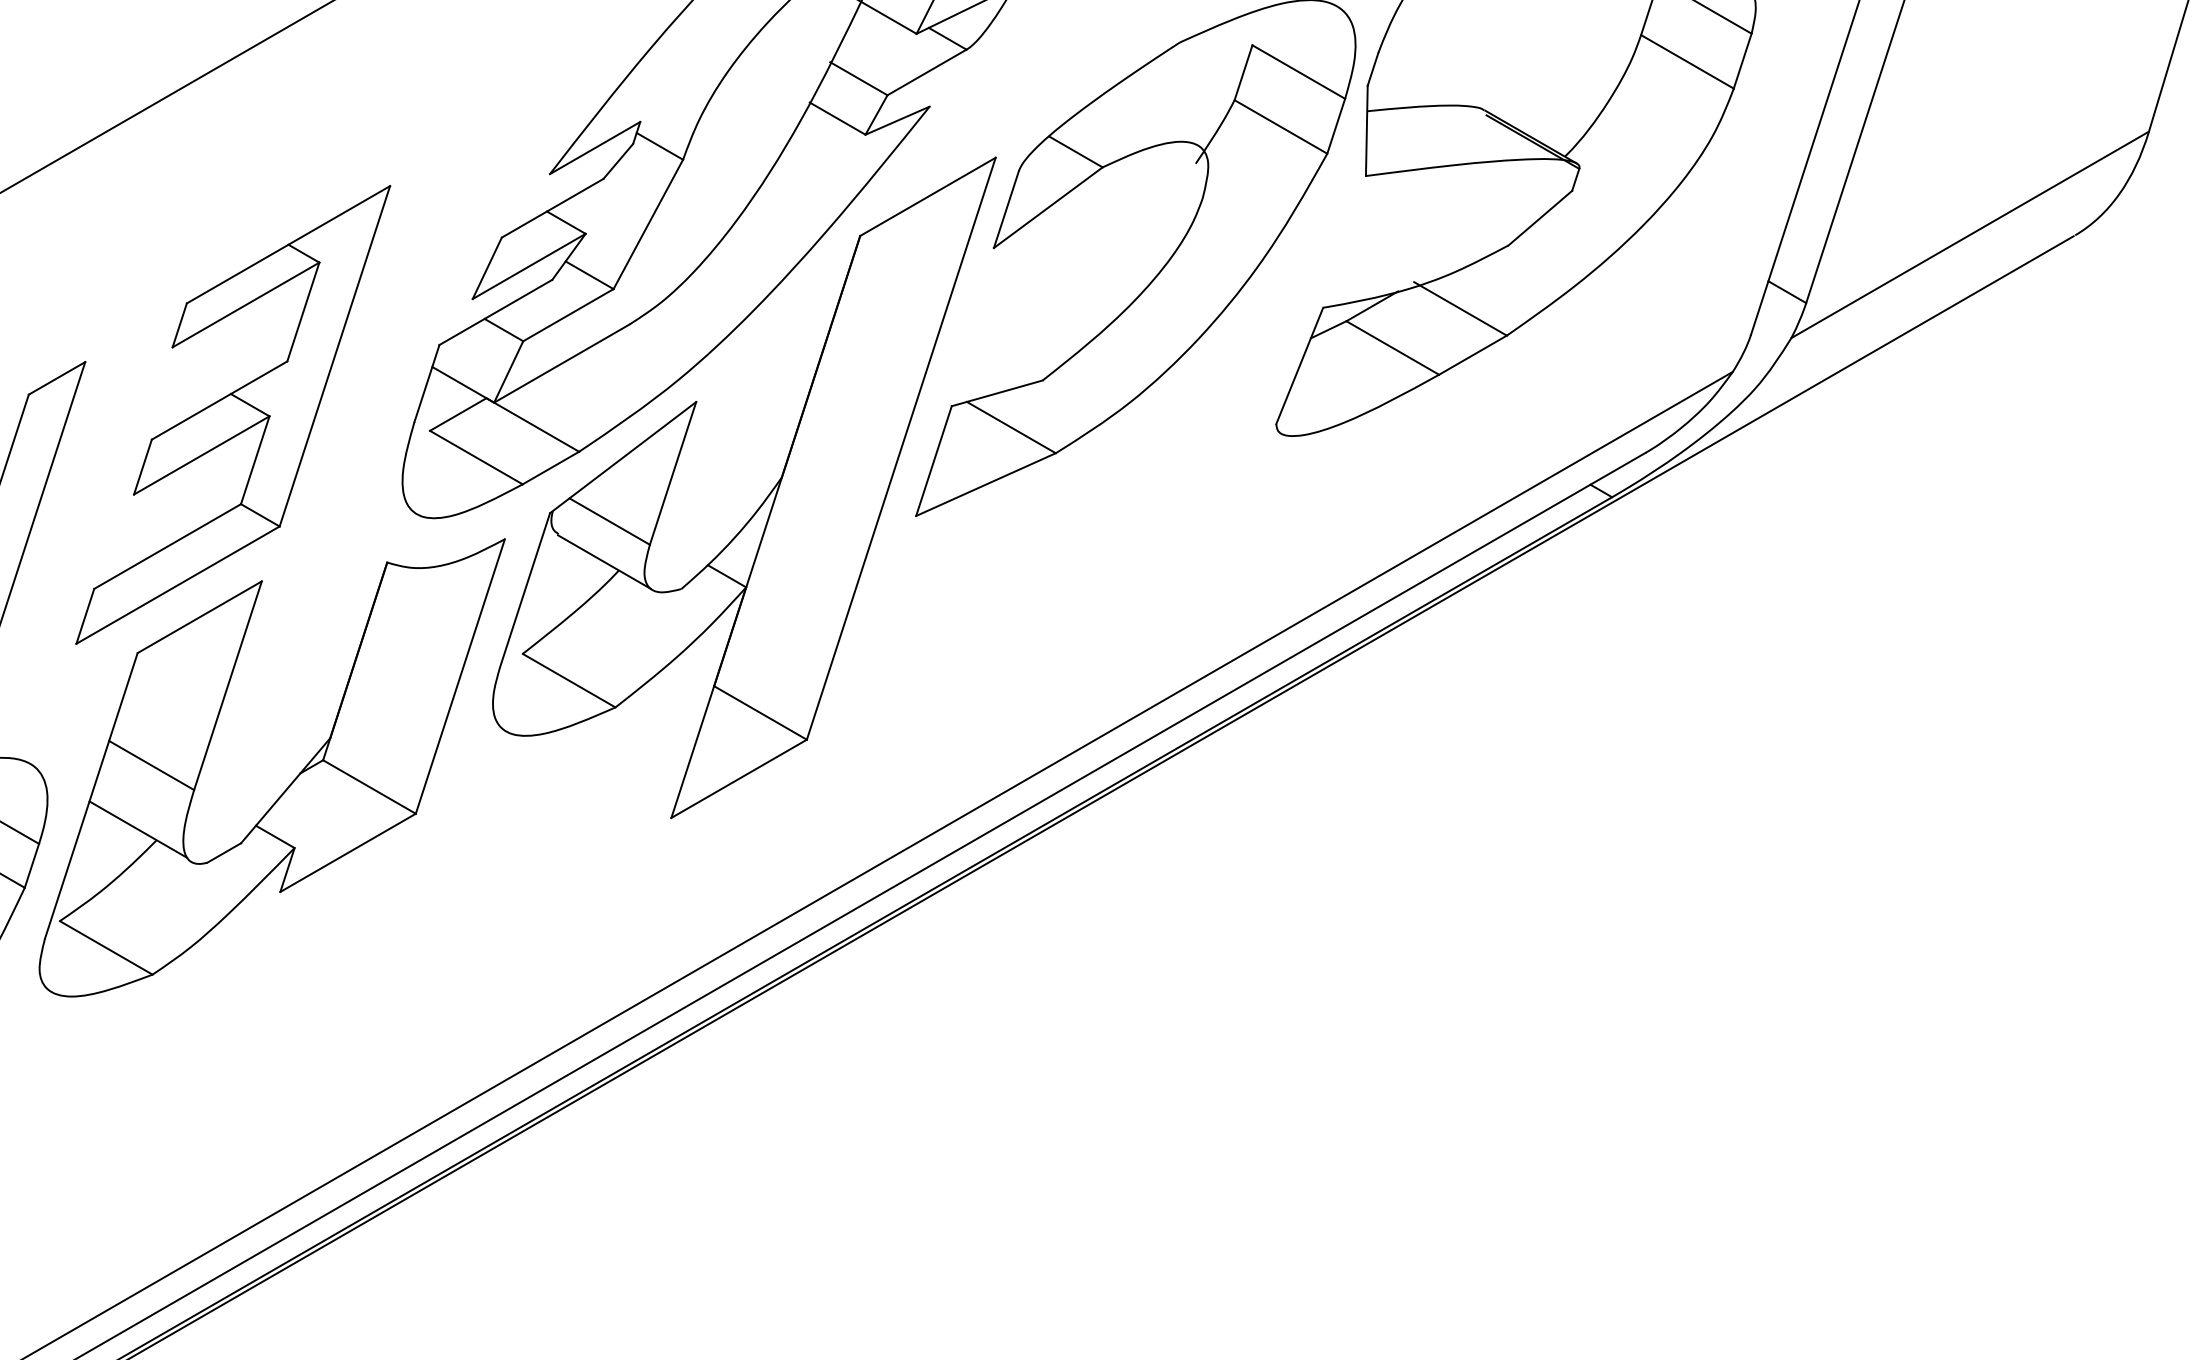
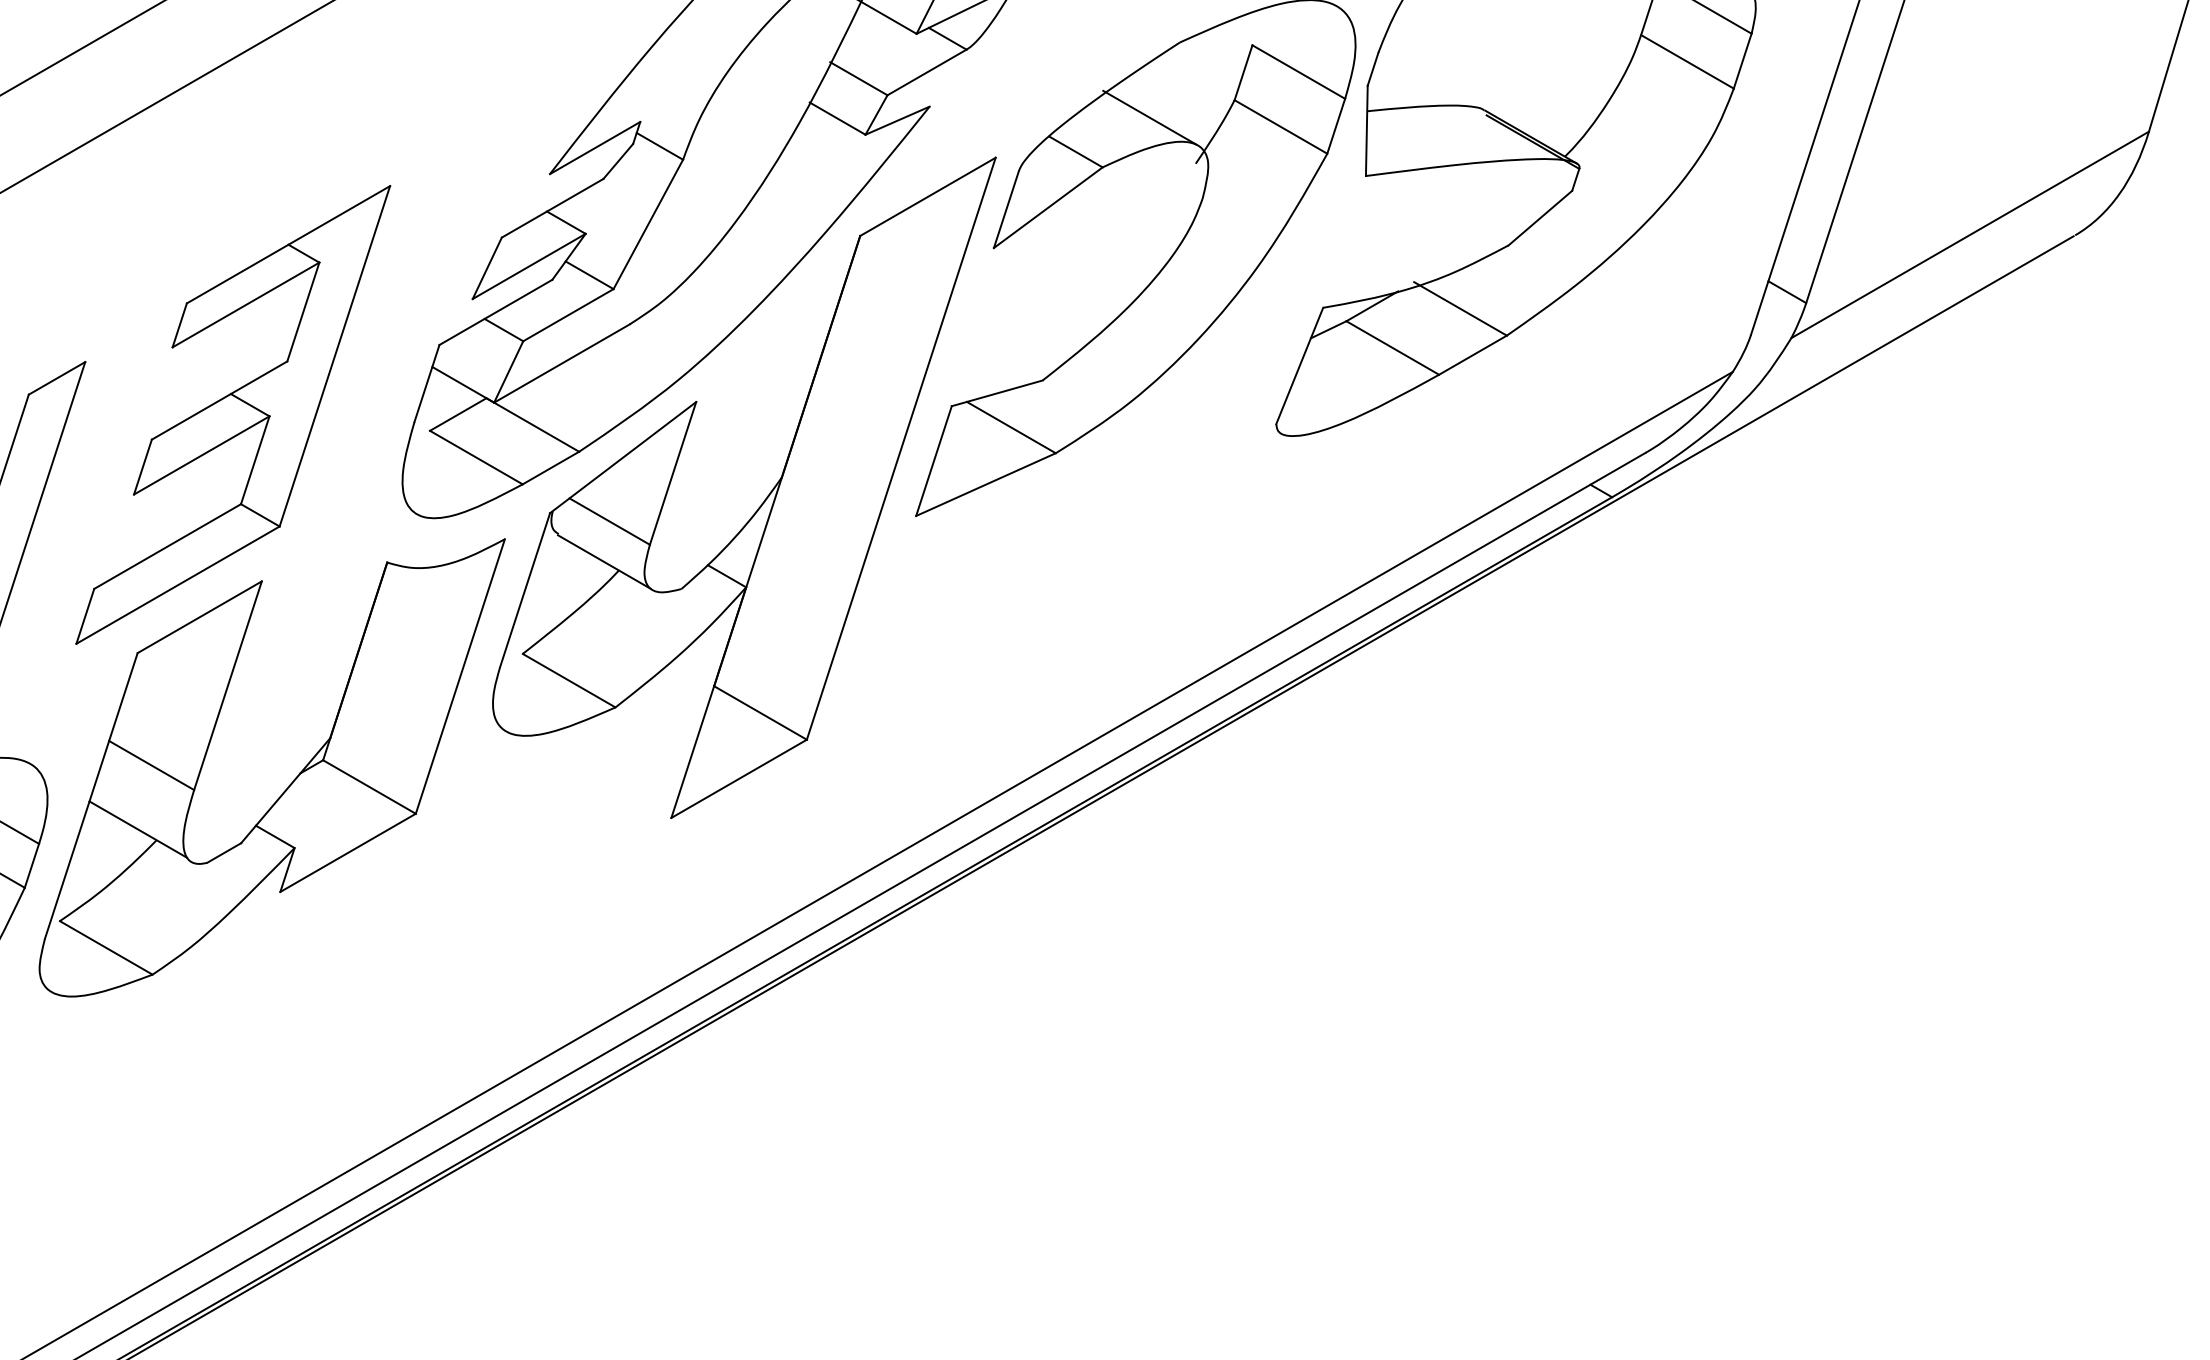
line: none -> present (81, 48)
line: none -> present (1149, 117)
